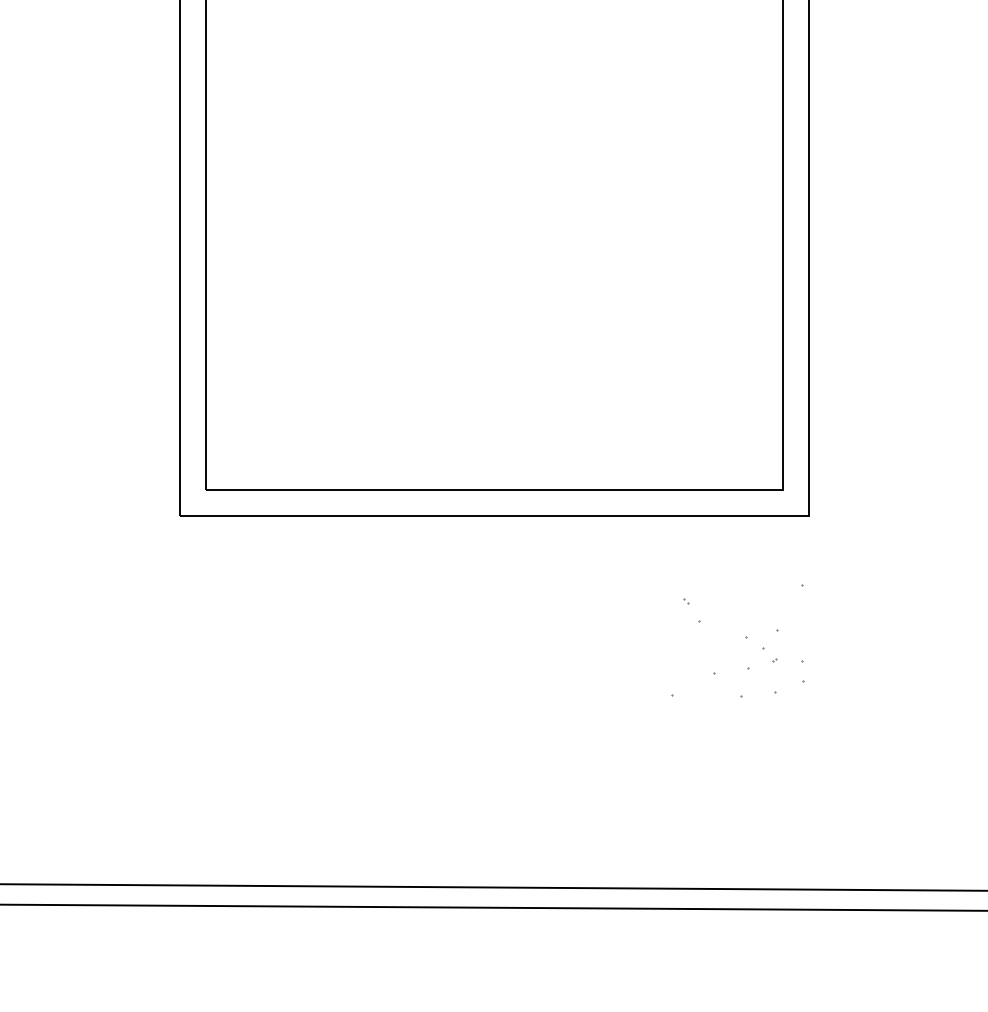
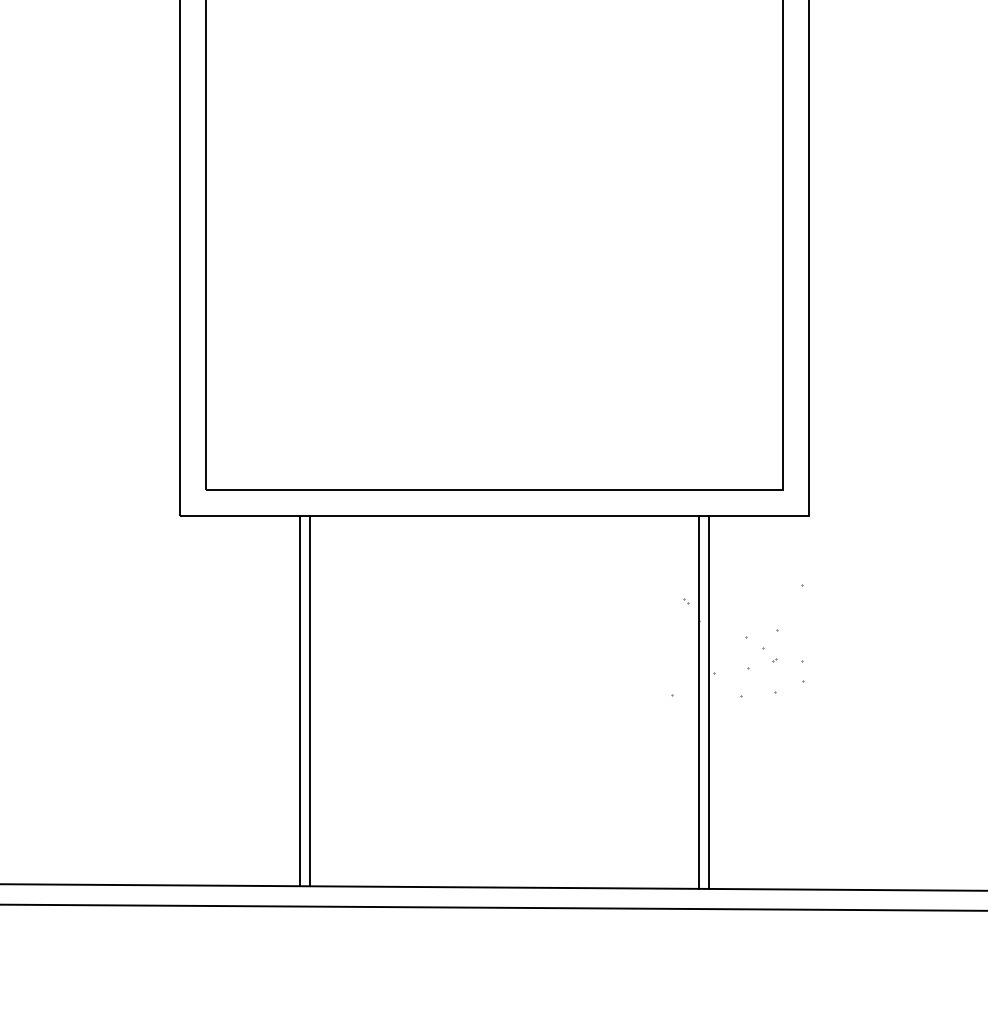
line: none -> present (299, 701)
line: none -> present (309, 701)
line: none -> present (698, 702)
line: none -> present (709, 702)
